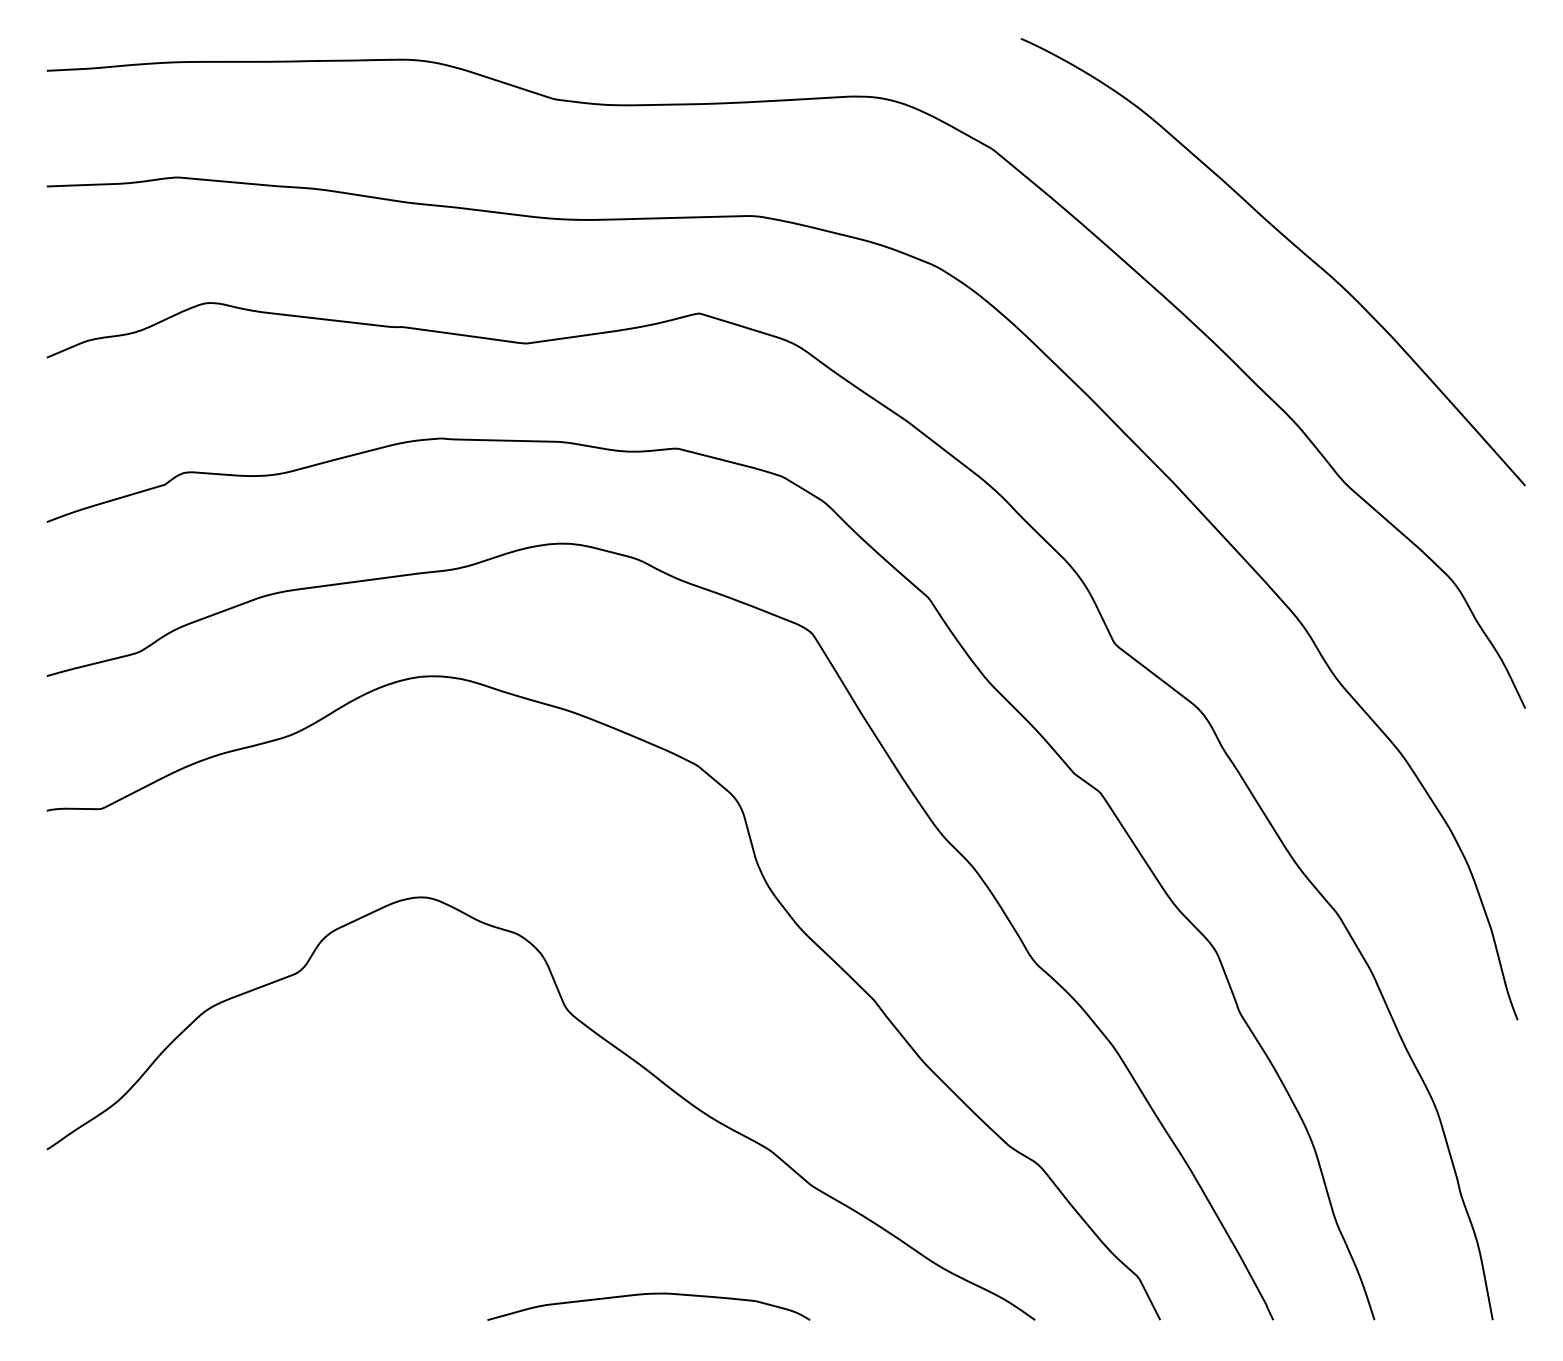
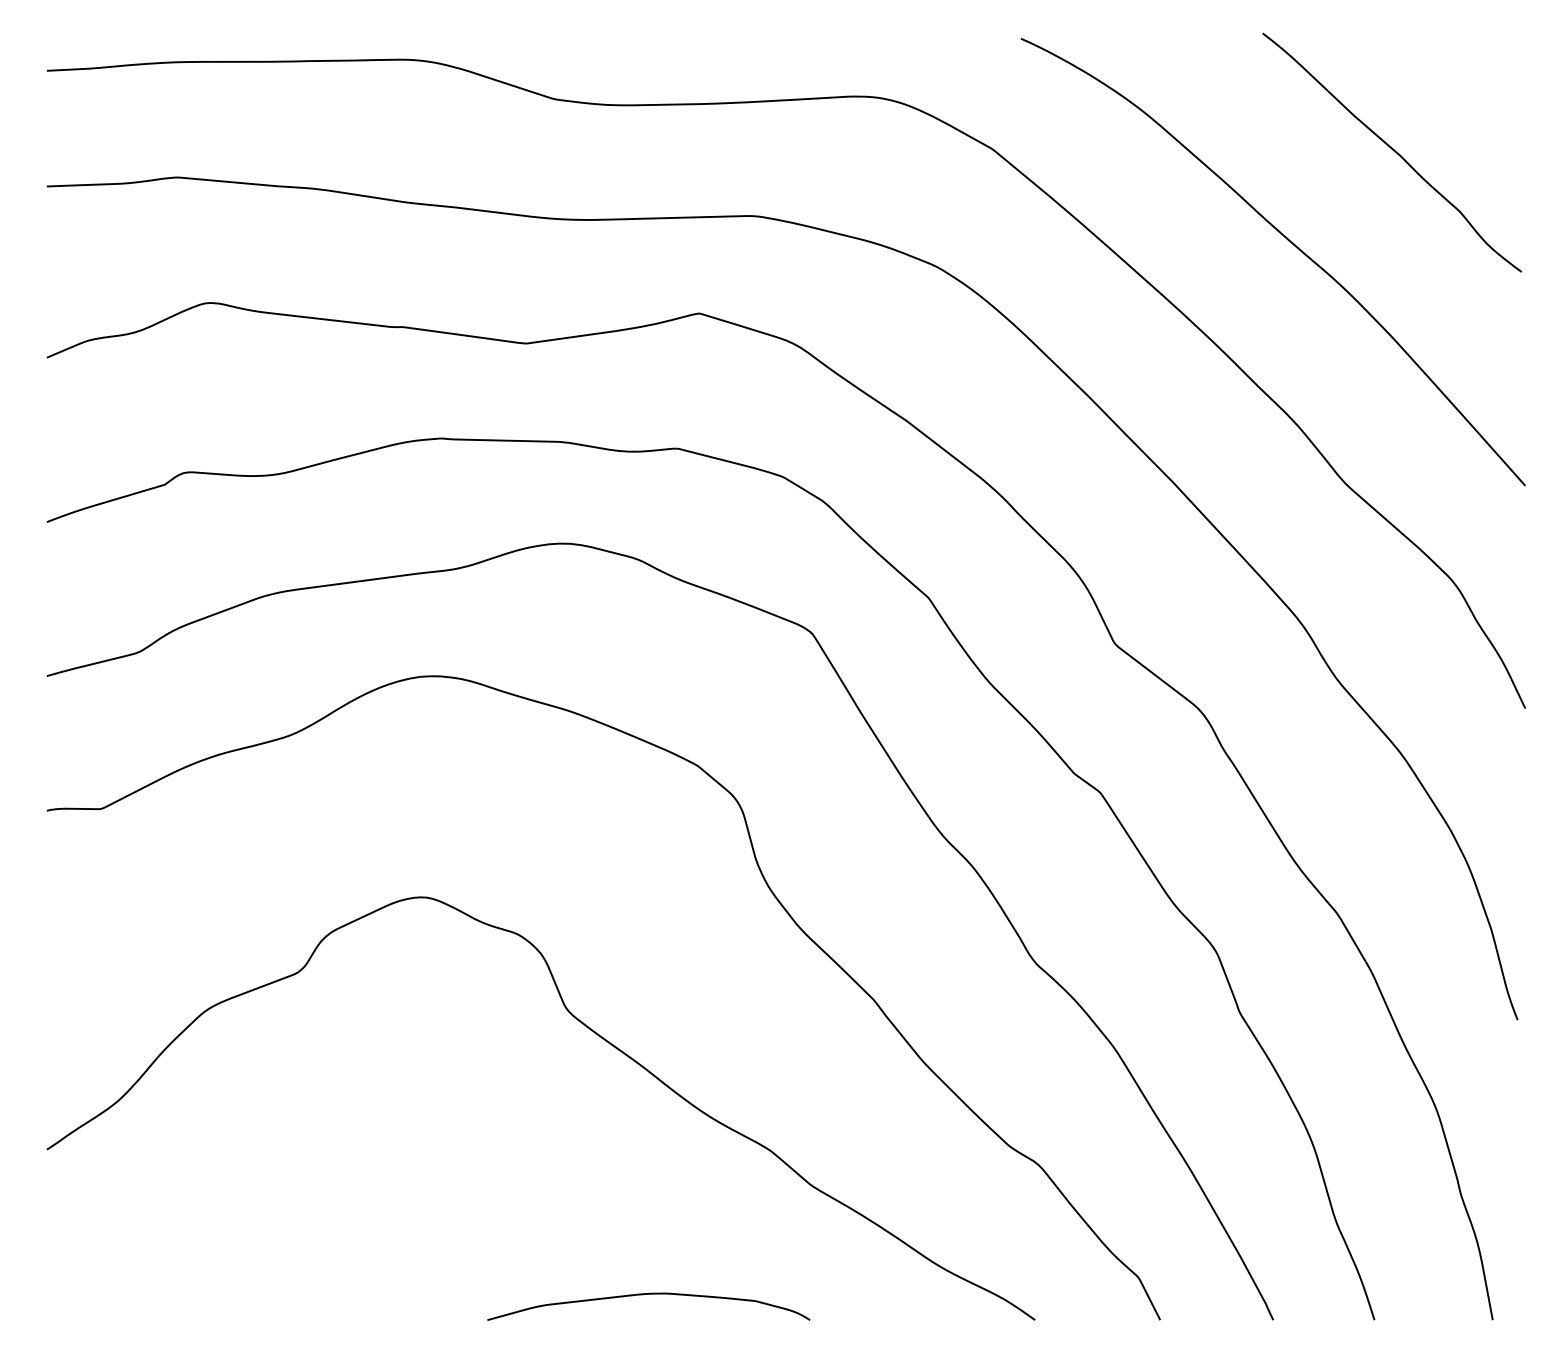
curve: none -> present (1392, 150)
